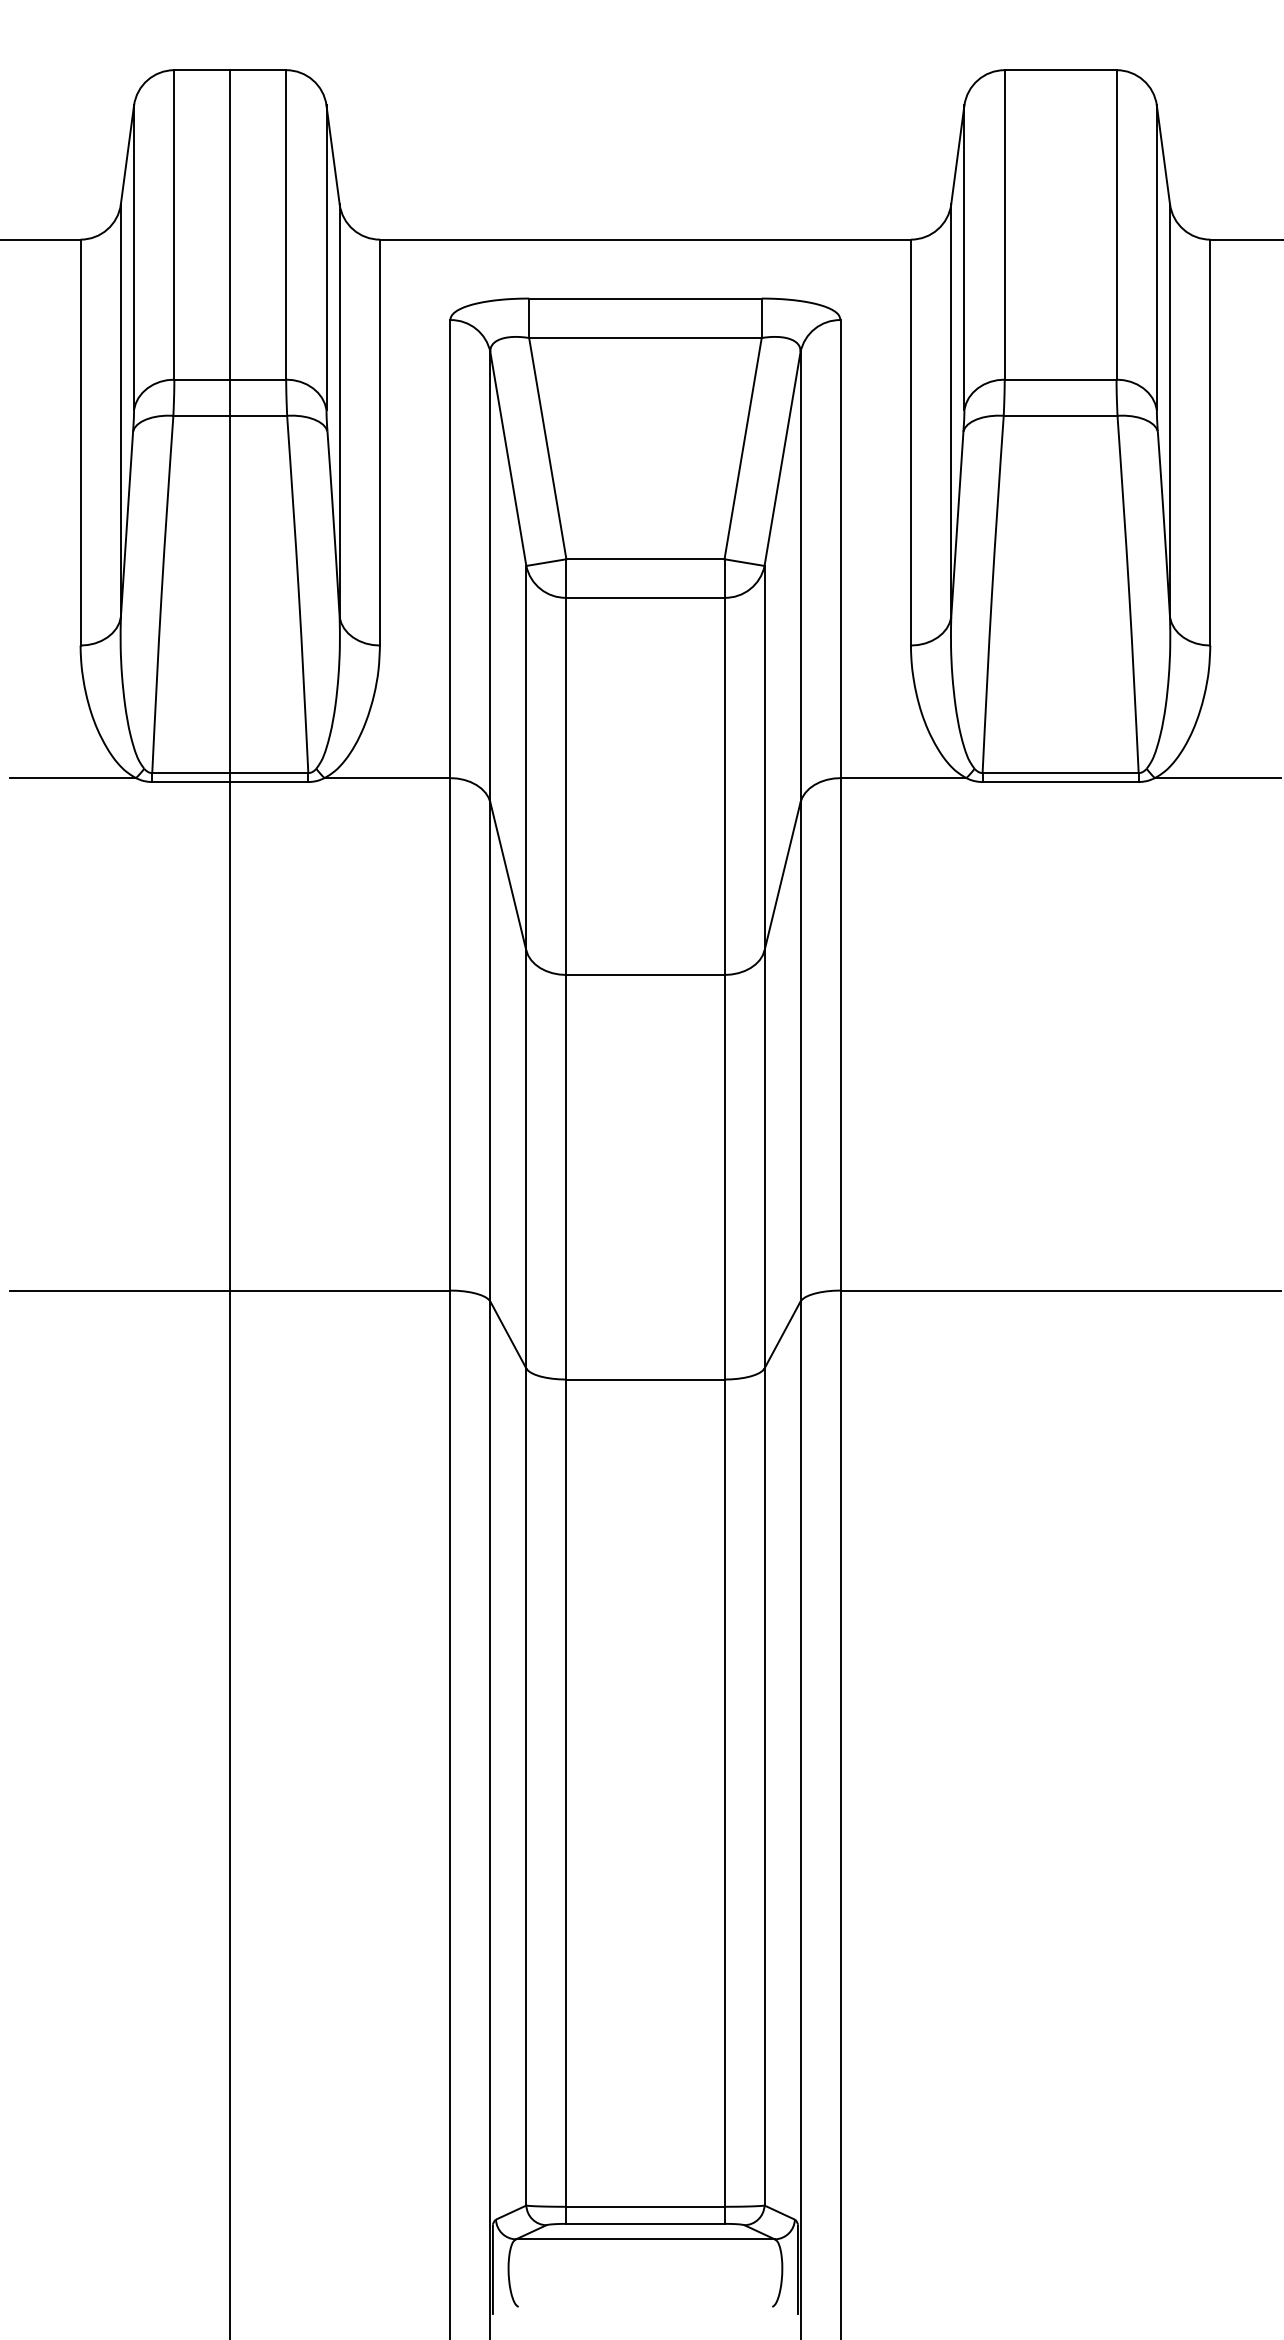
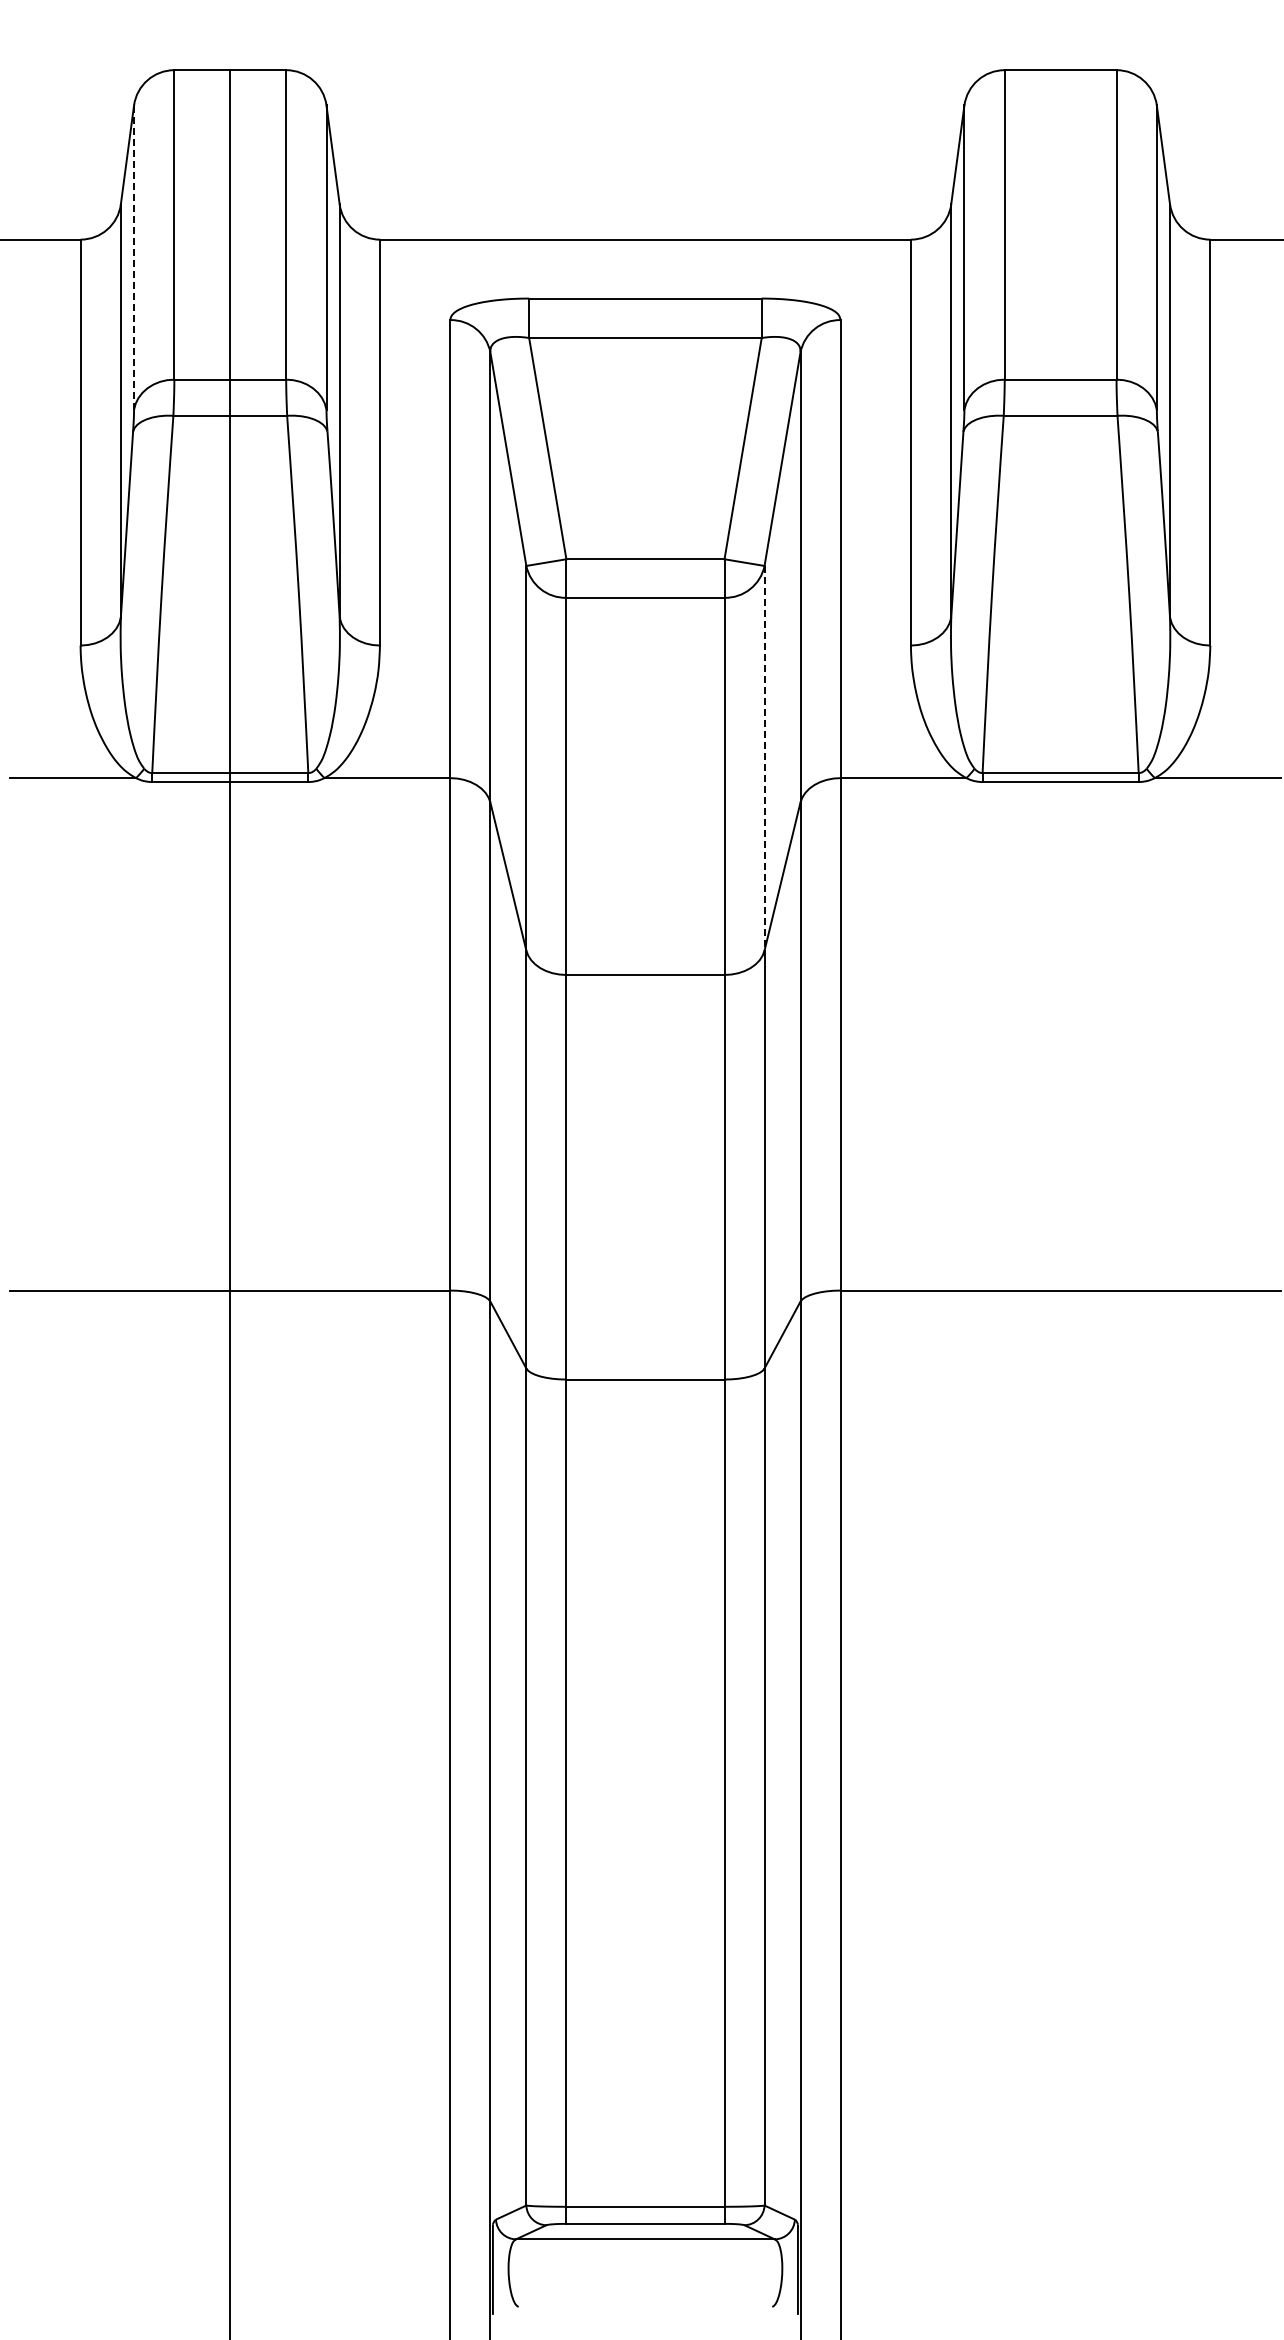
line: solid -> dashed (134, 257)
line: solid -> dashed (764, 758)
